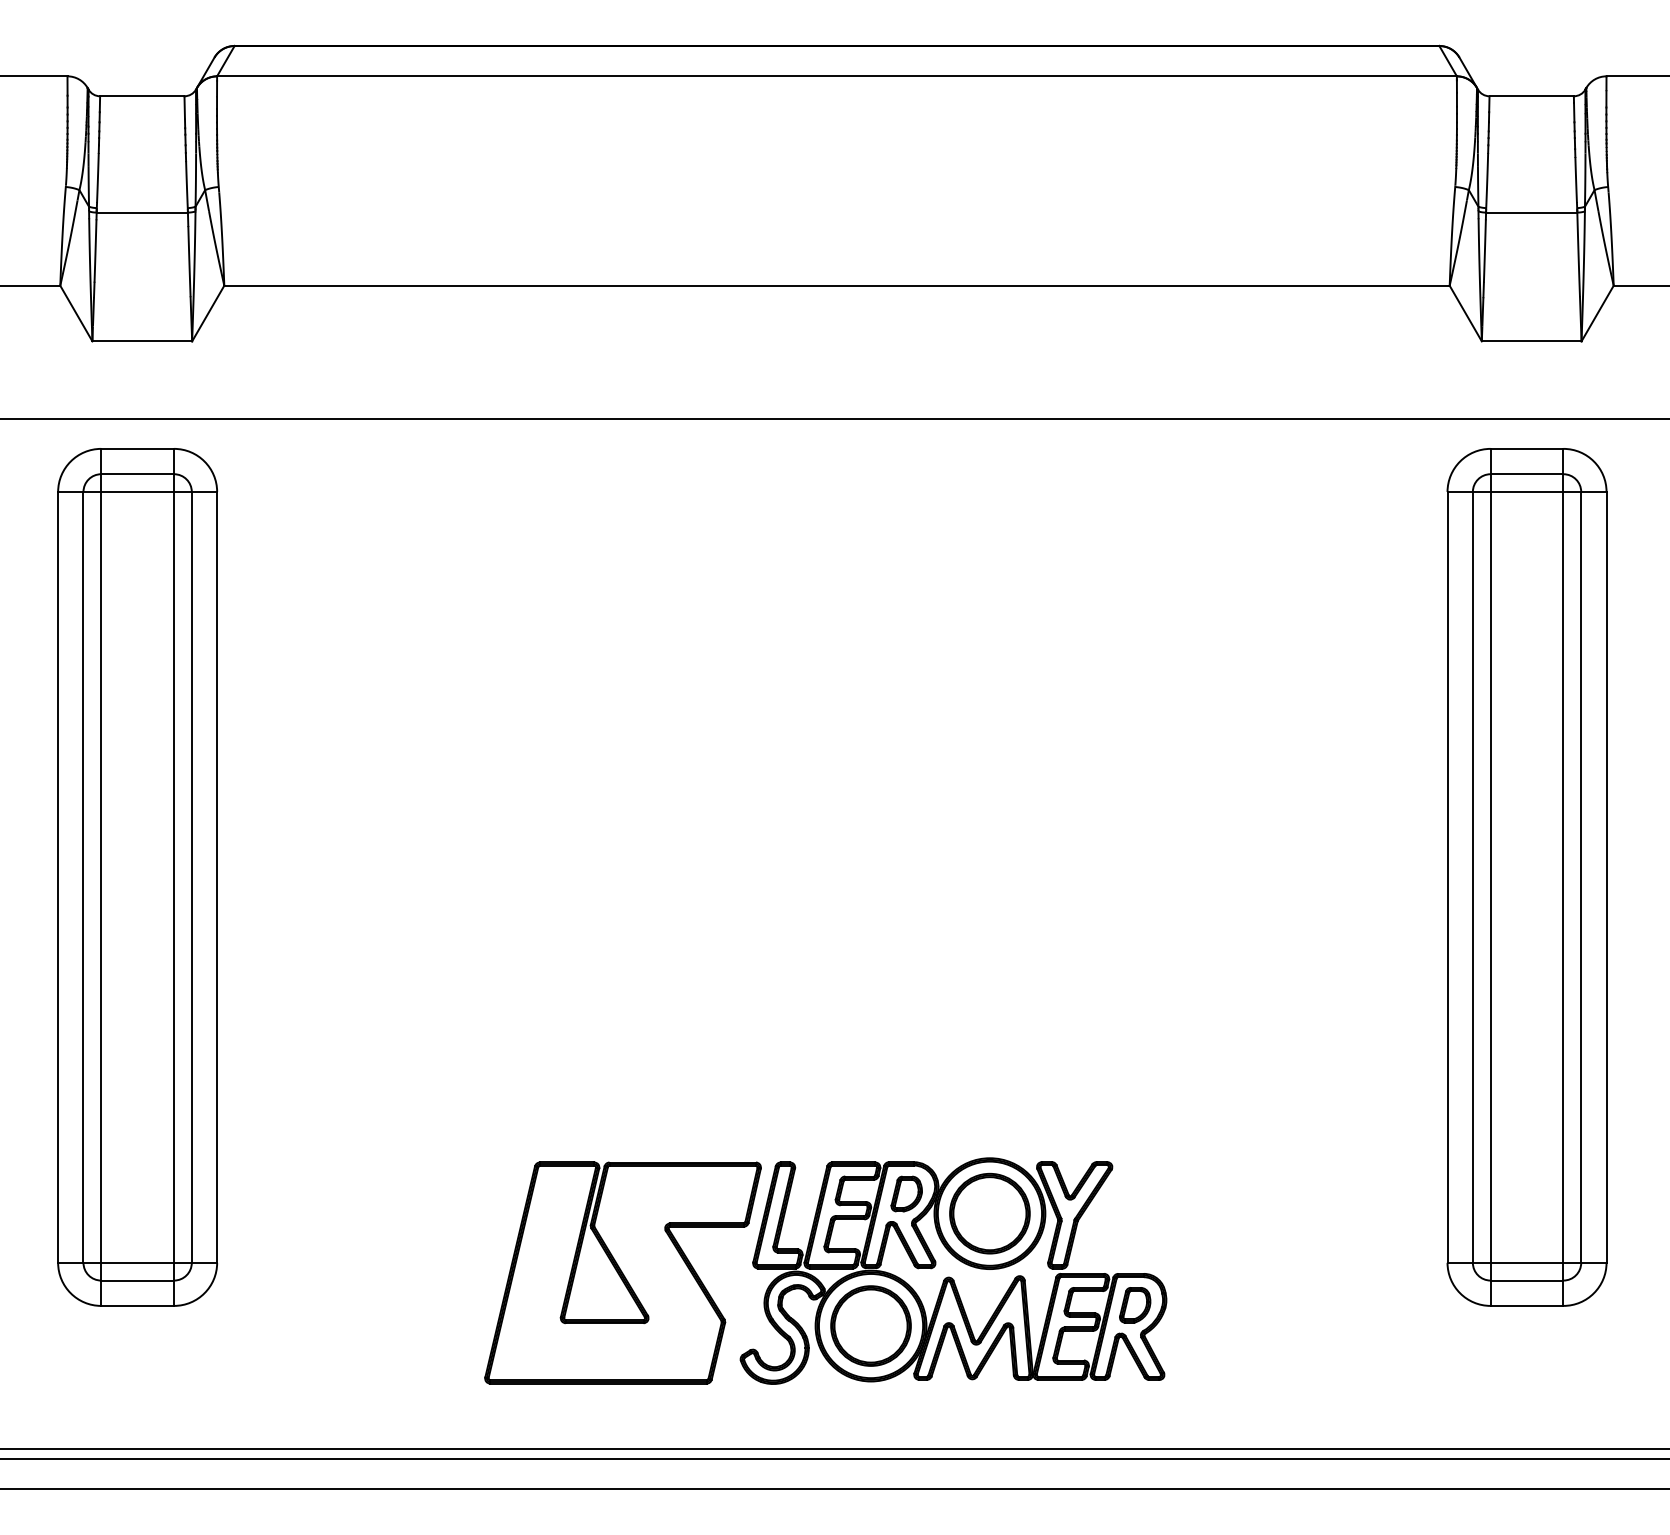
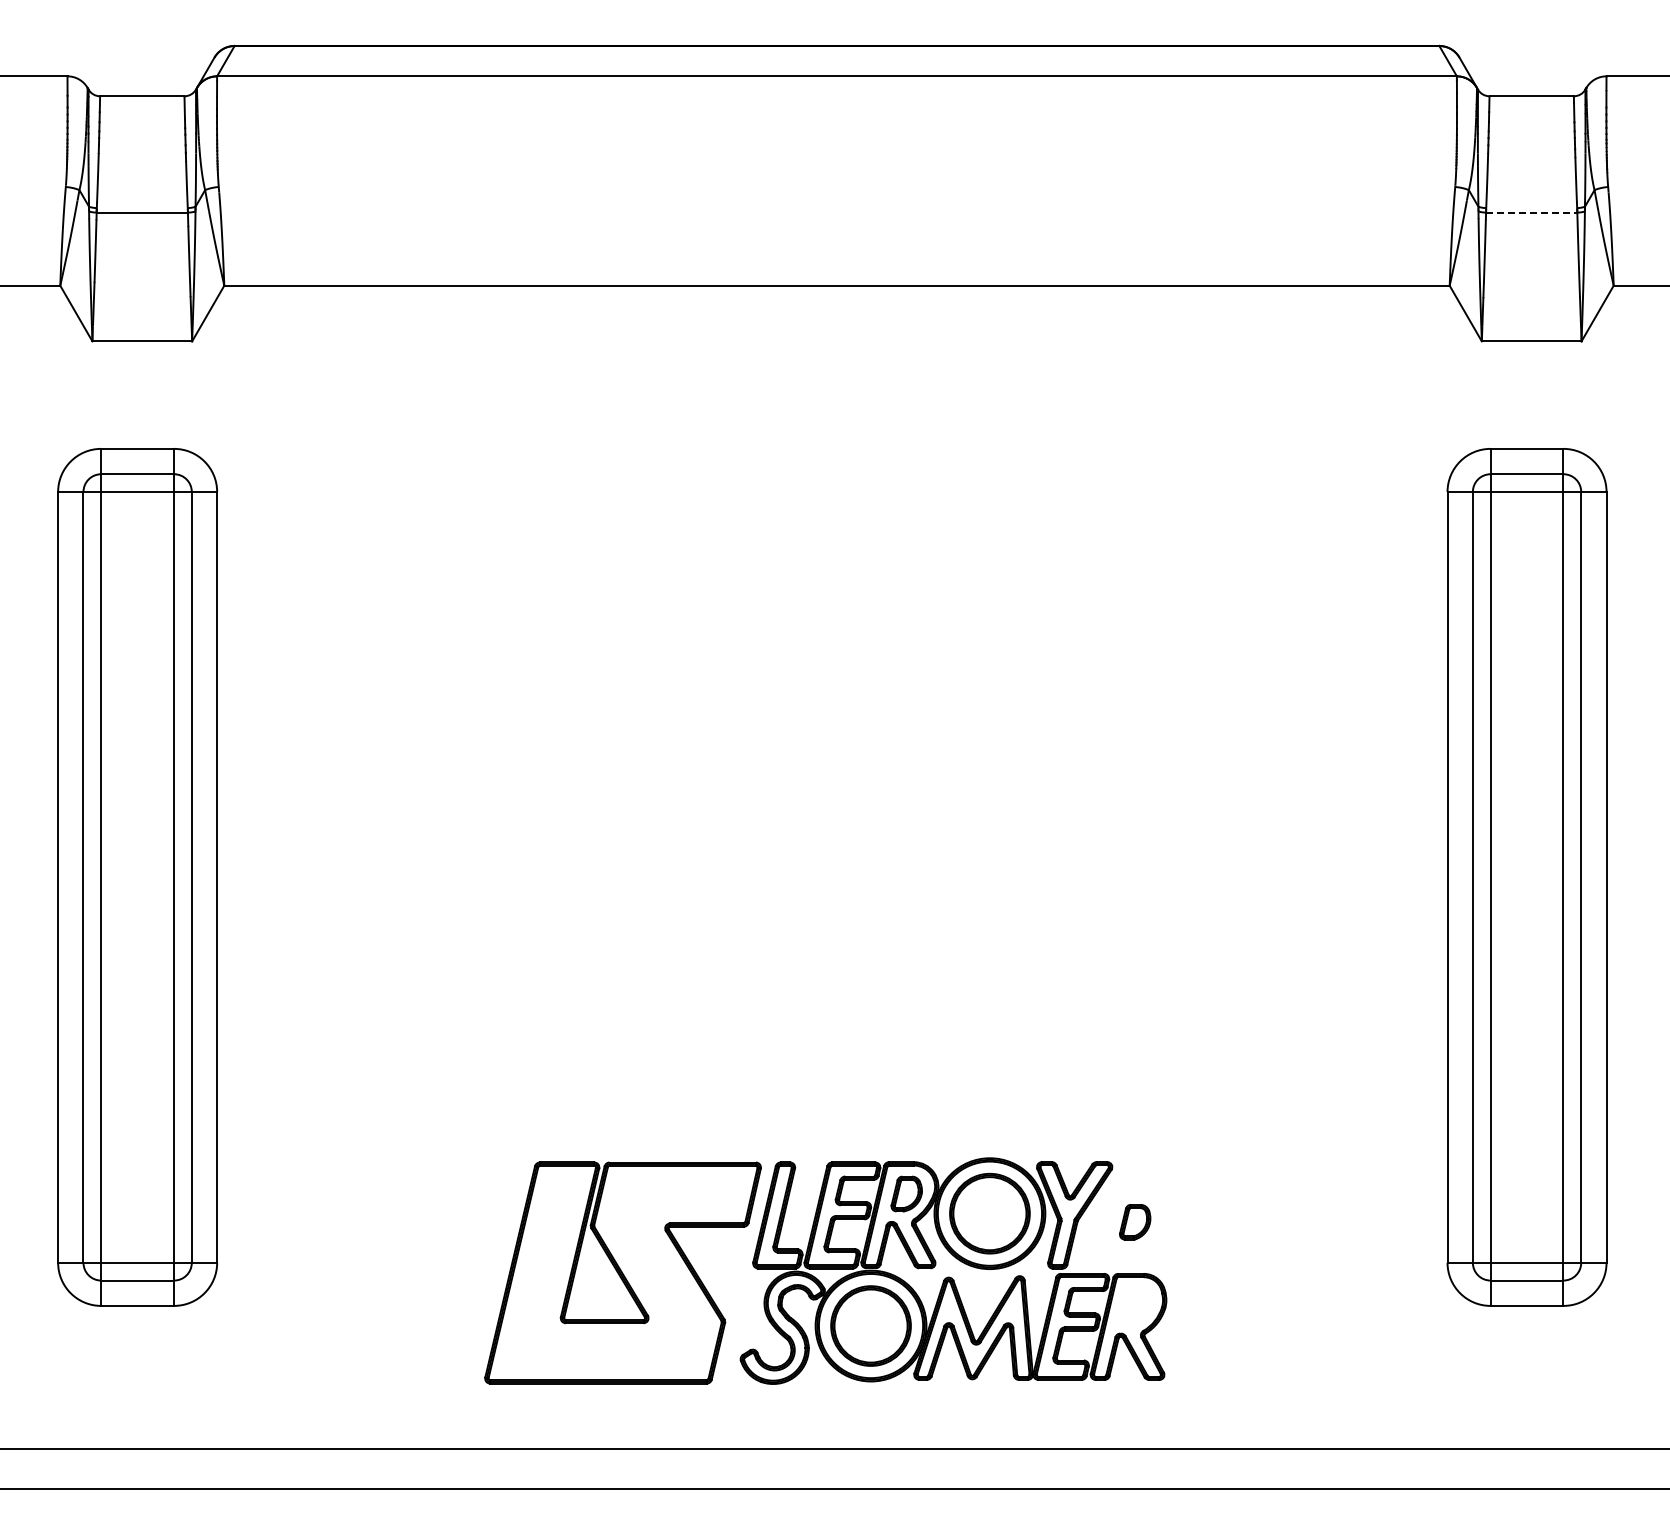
line: solid -> dashed (1531, 212)
line: present -> none (834, 418)
part position: (1135, 1305) -> (1135, 1222) (1135, 1222)
line: present -> none (834, 1459)
